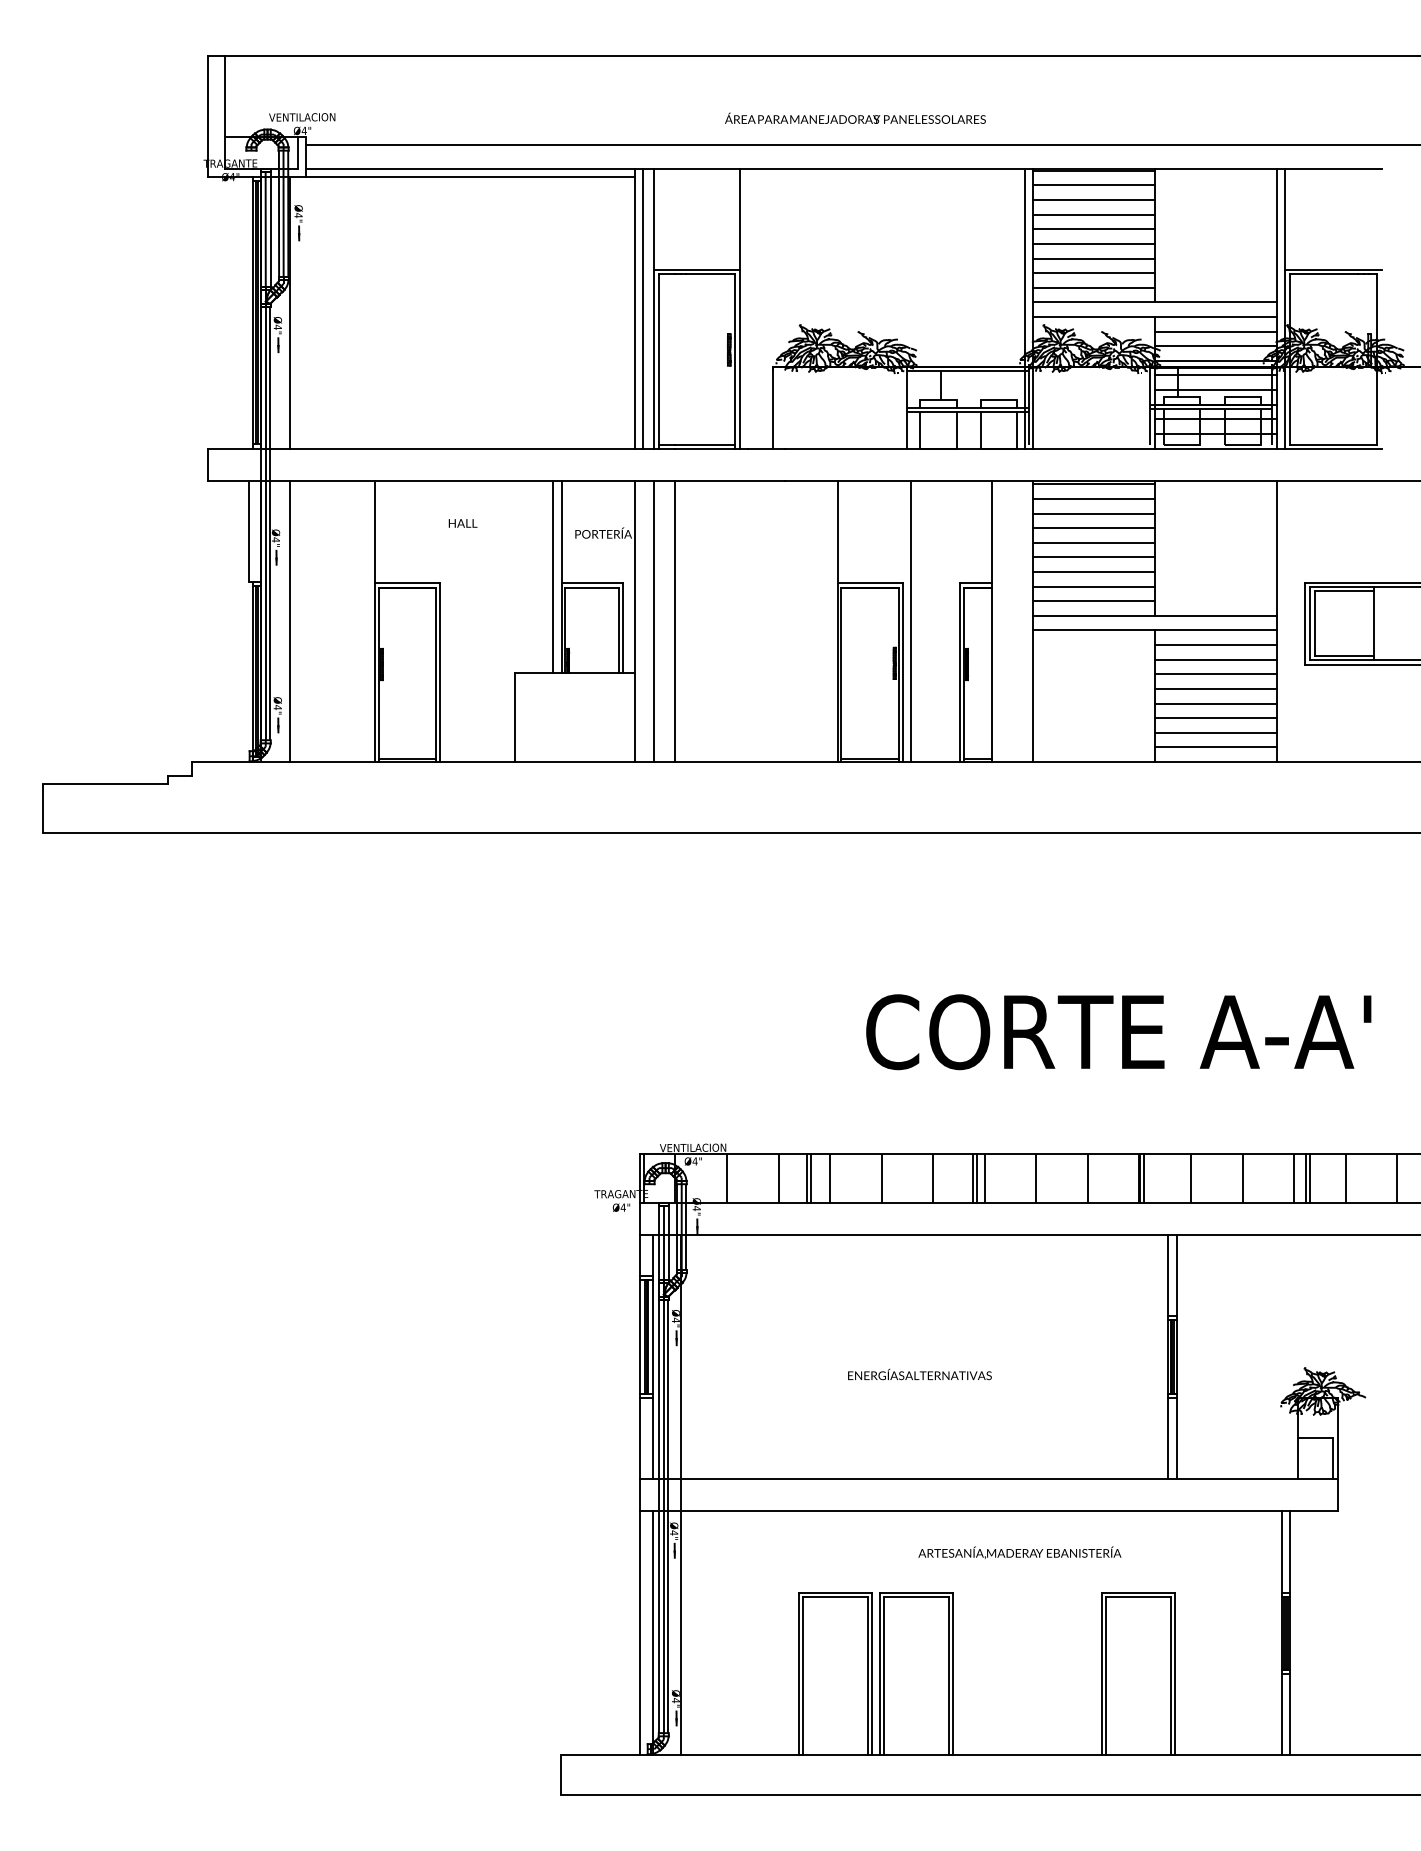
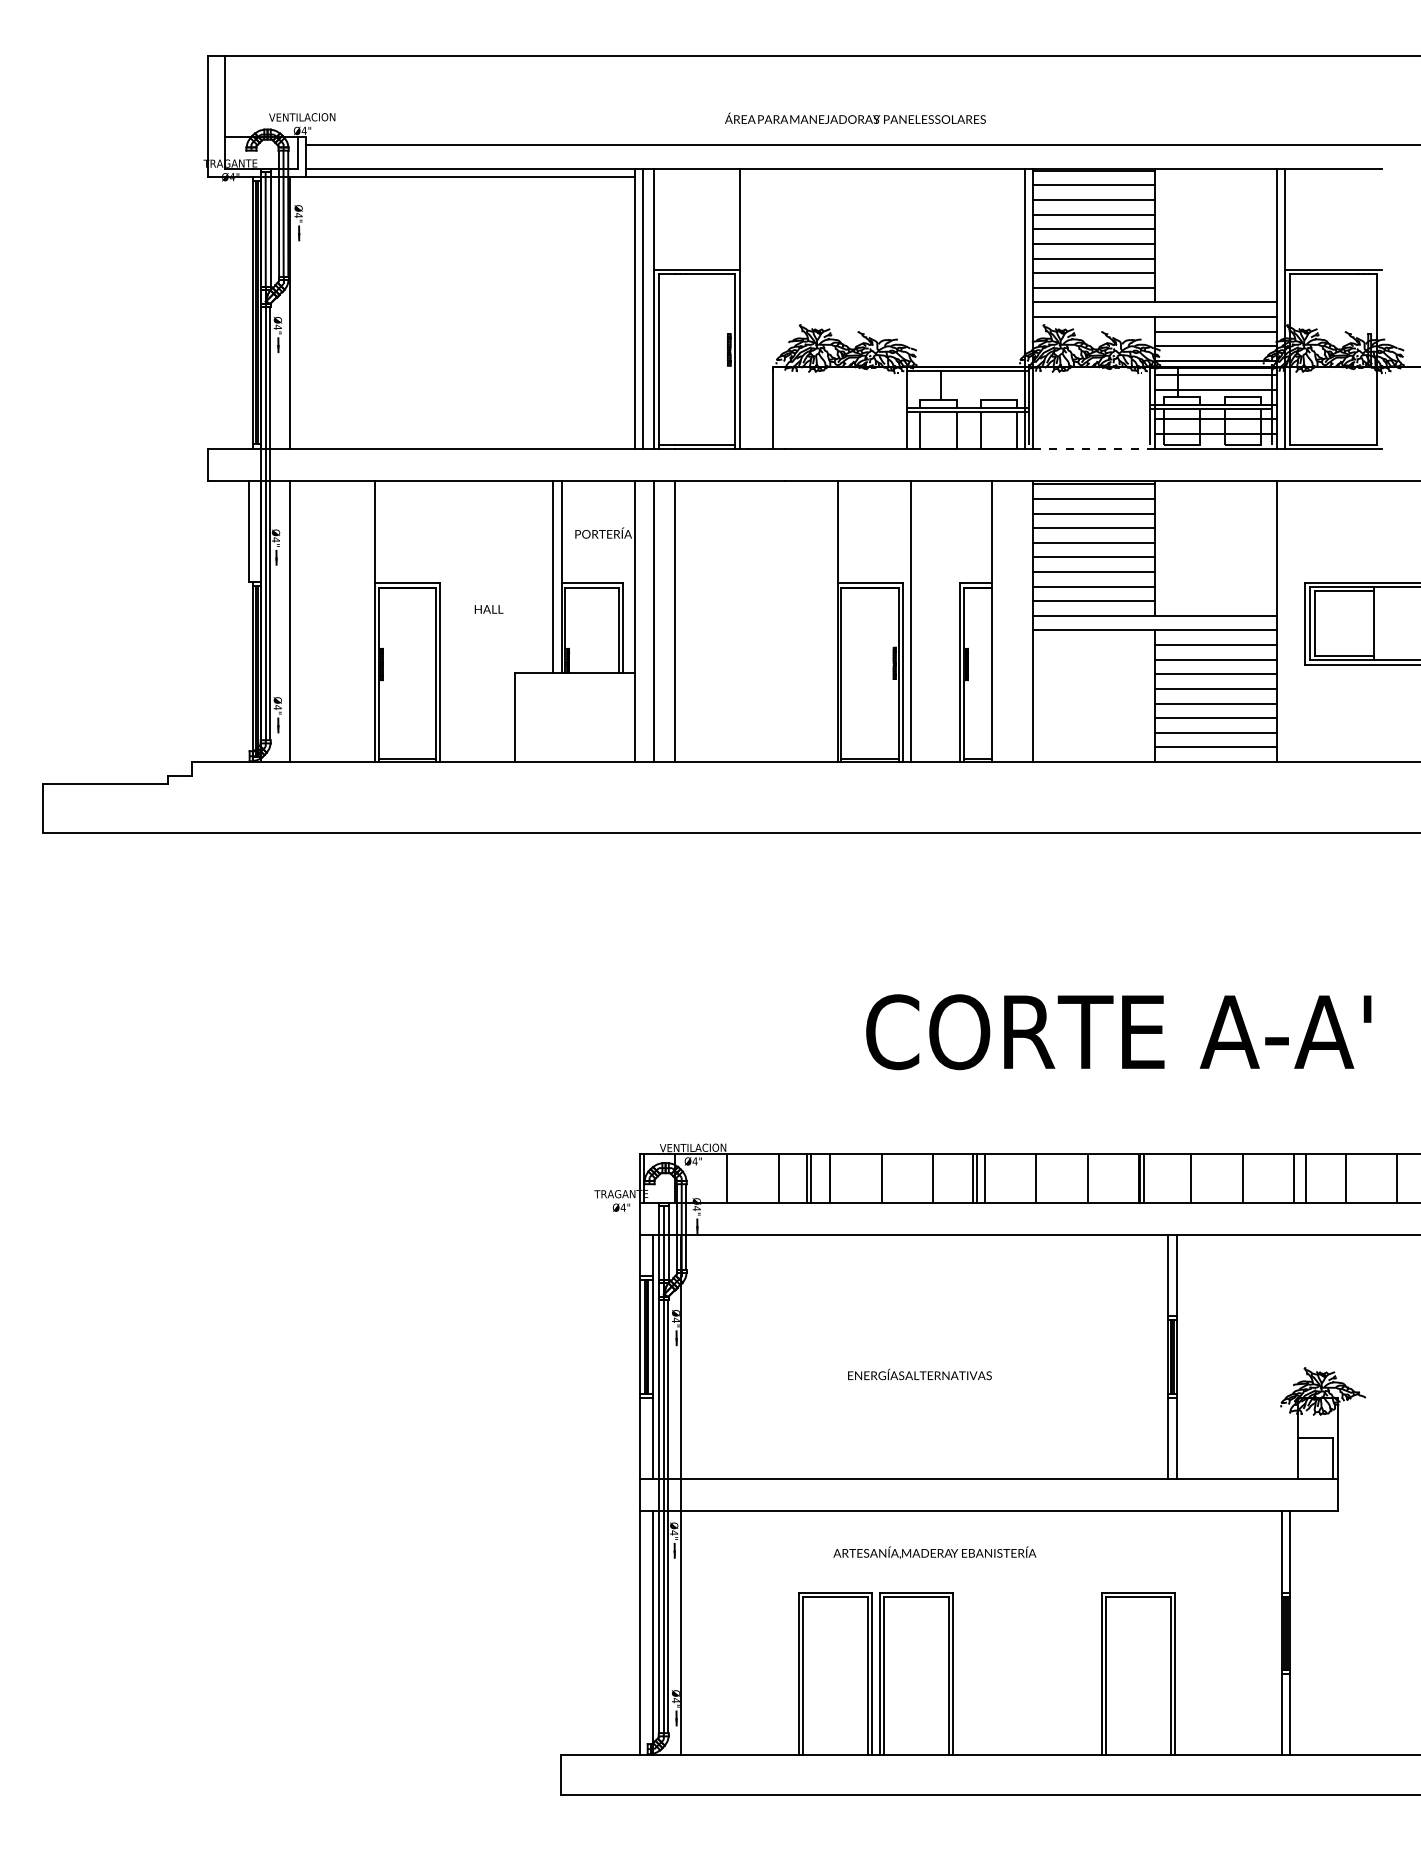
line: solid -> dashed (1093, 448)
text position: (462, 523) -> (488, 609) (488, 609)
line: present -> none (1310, 1178)
text position: (1019, 1552) -> (934, 1552) (934, 1552)
